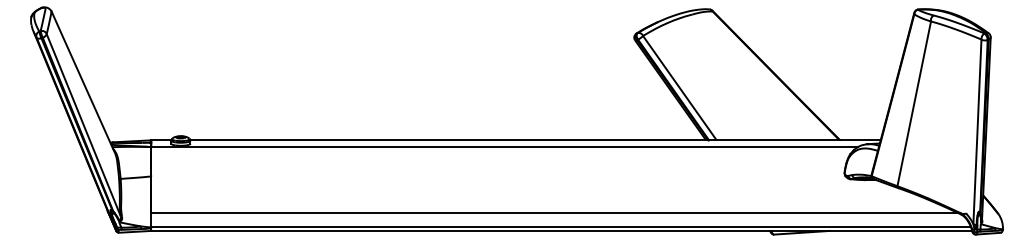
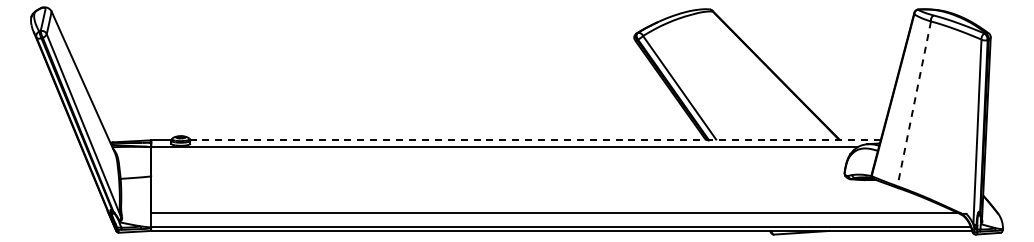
line: solid -> dashed (914, 104)
line: solid -> dashed (535, 140)
